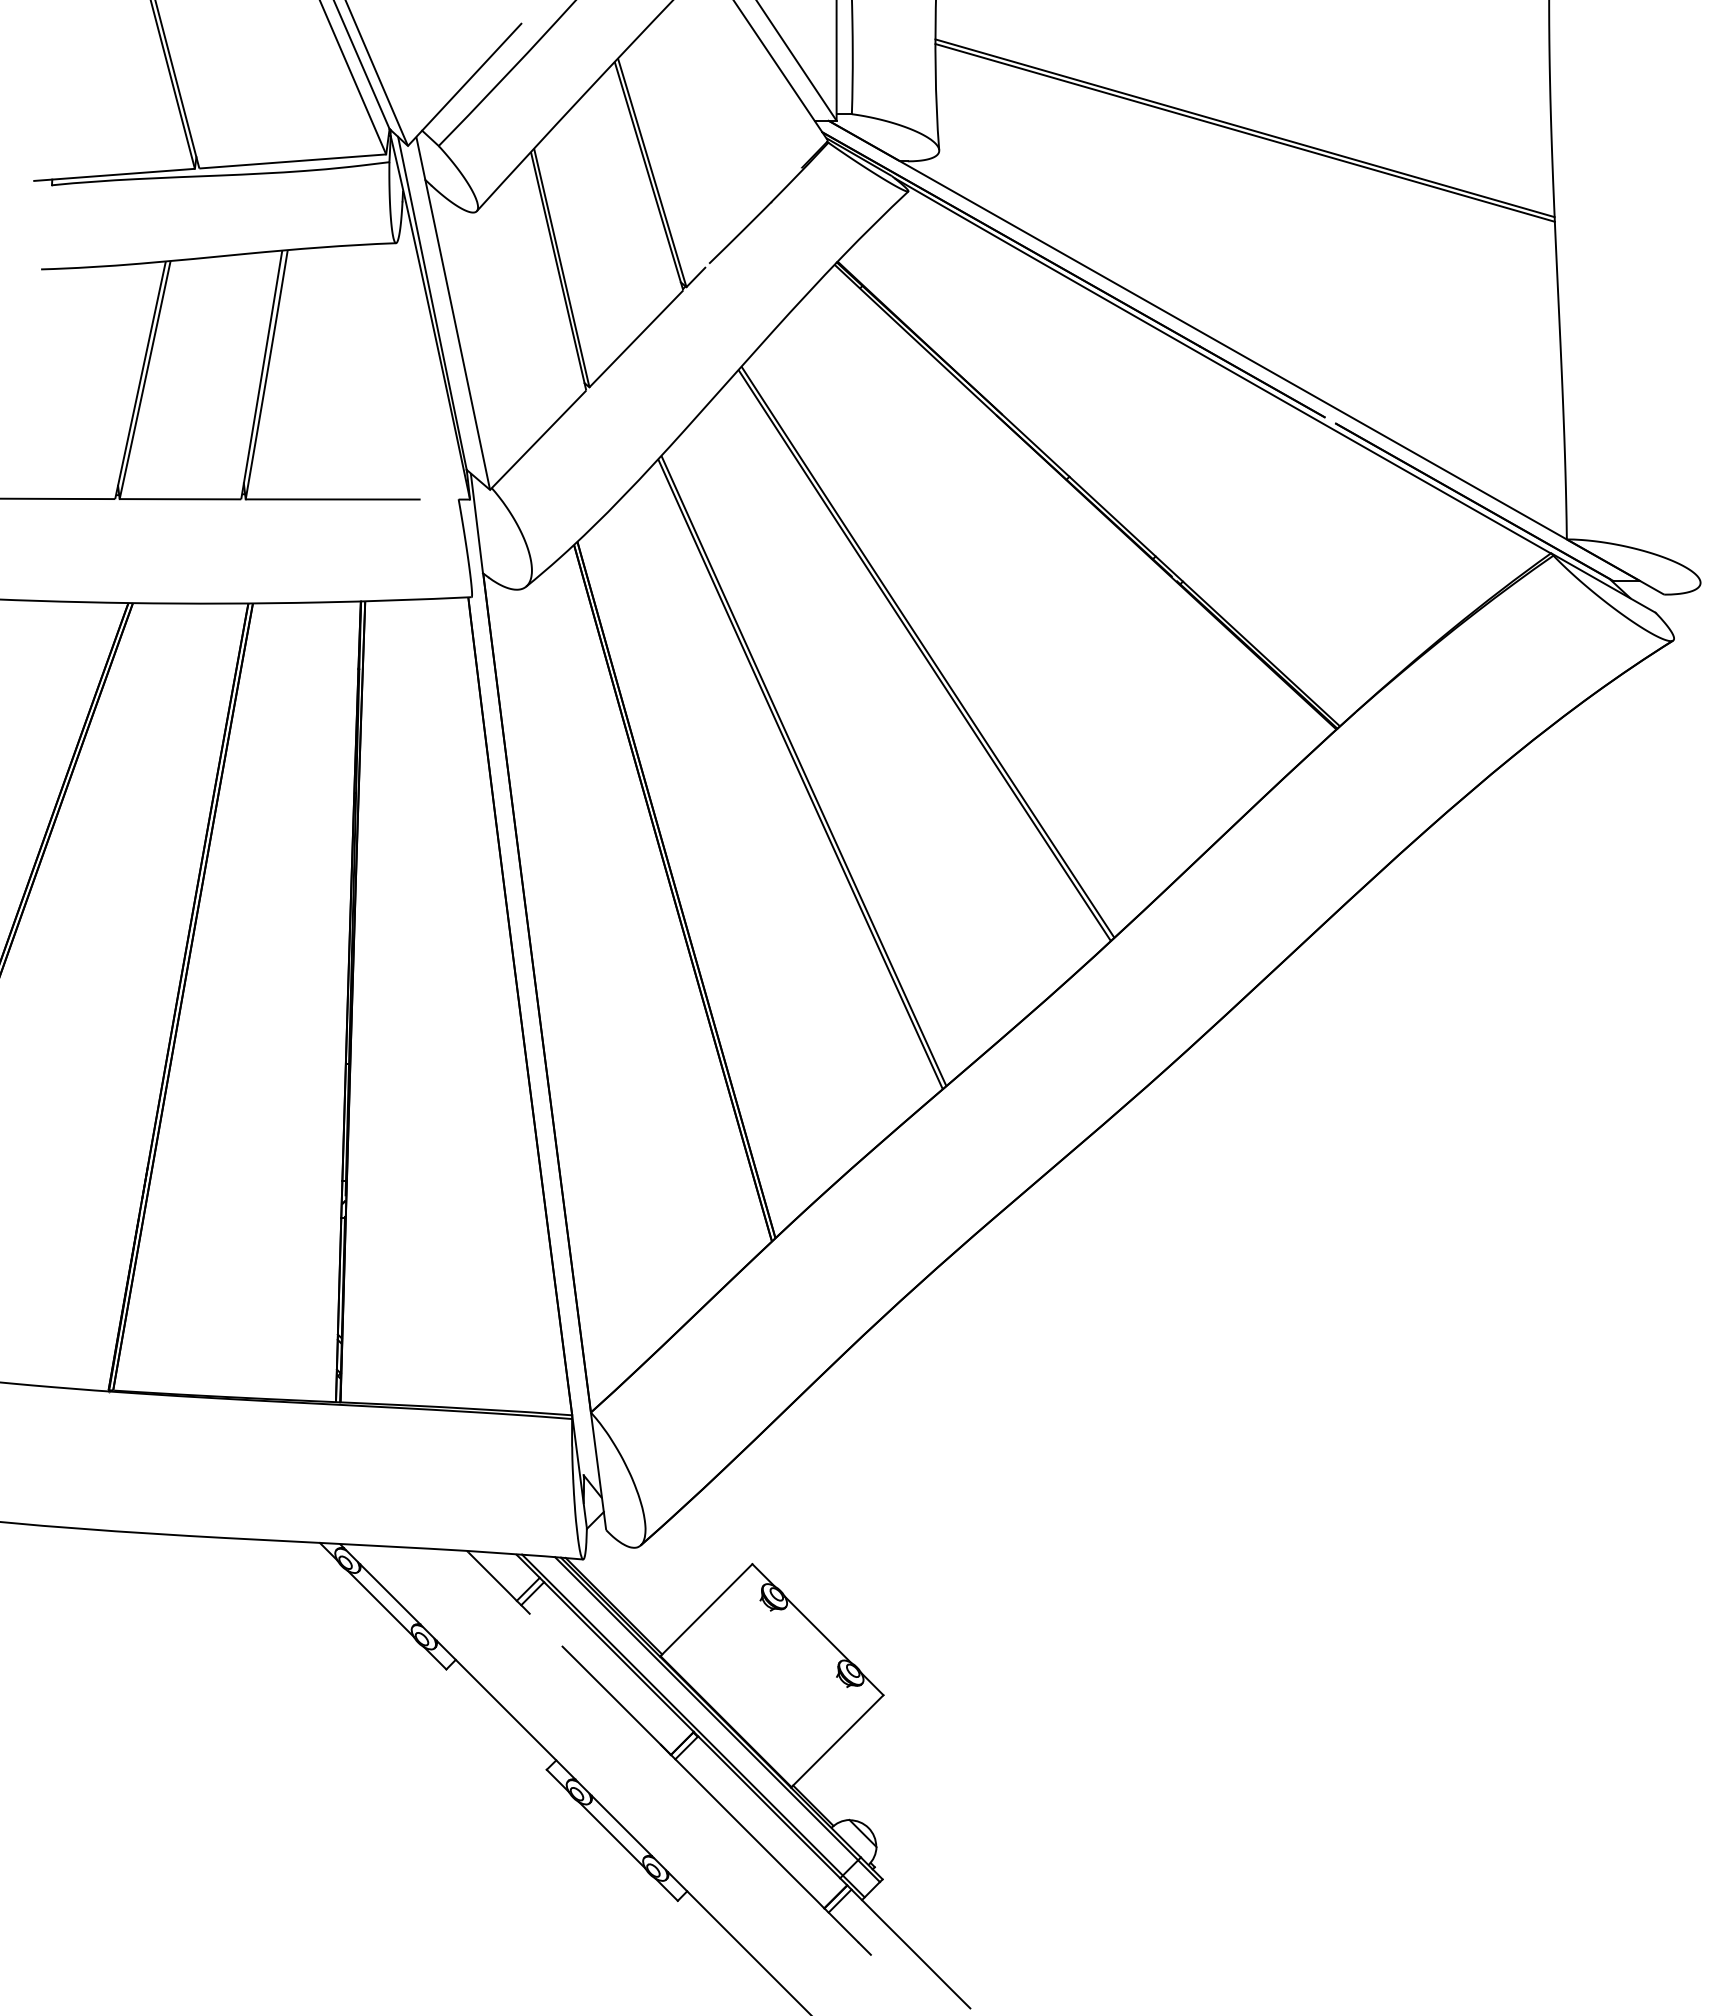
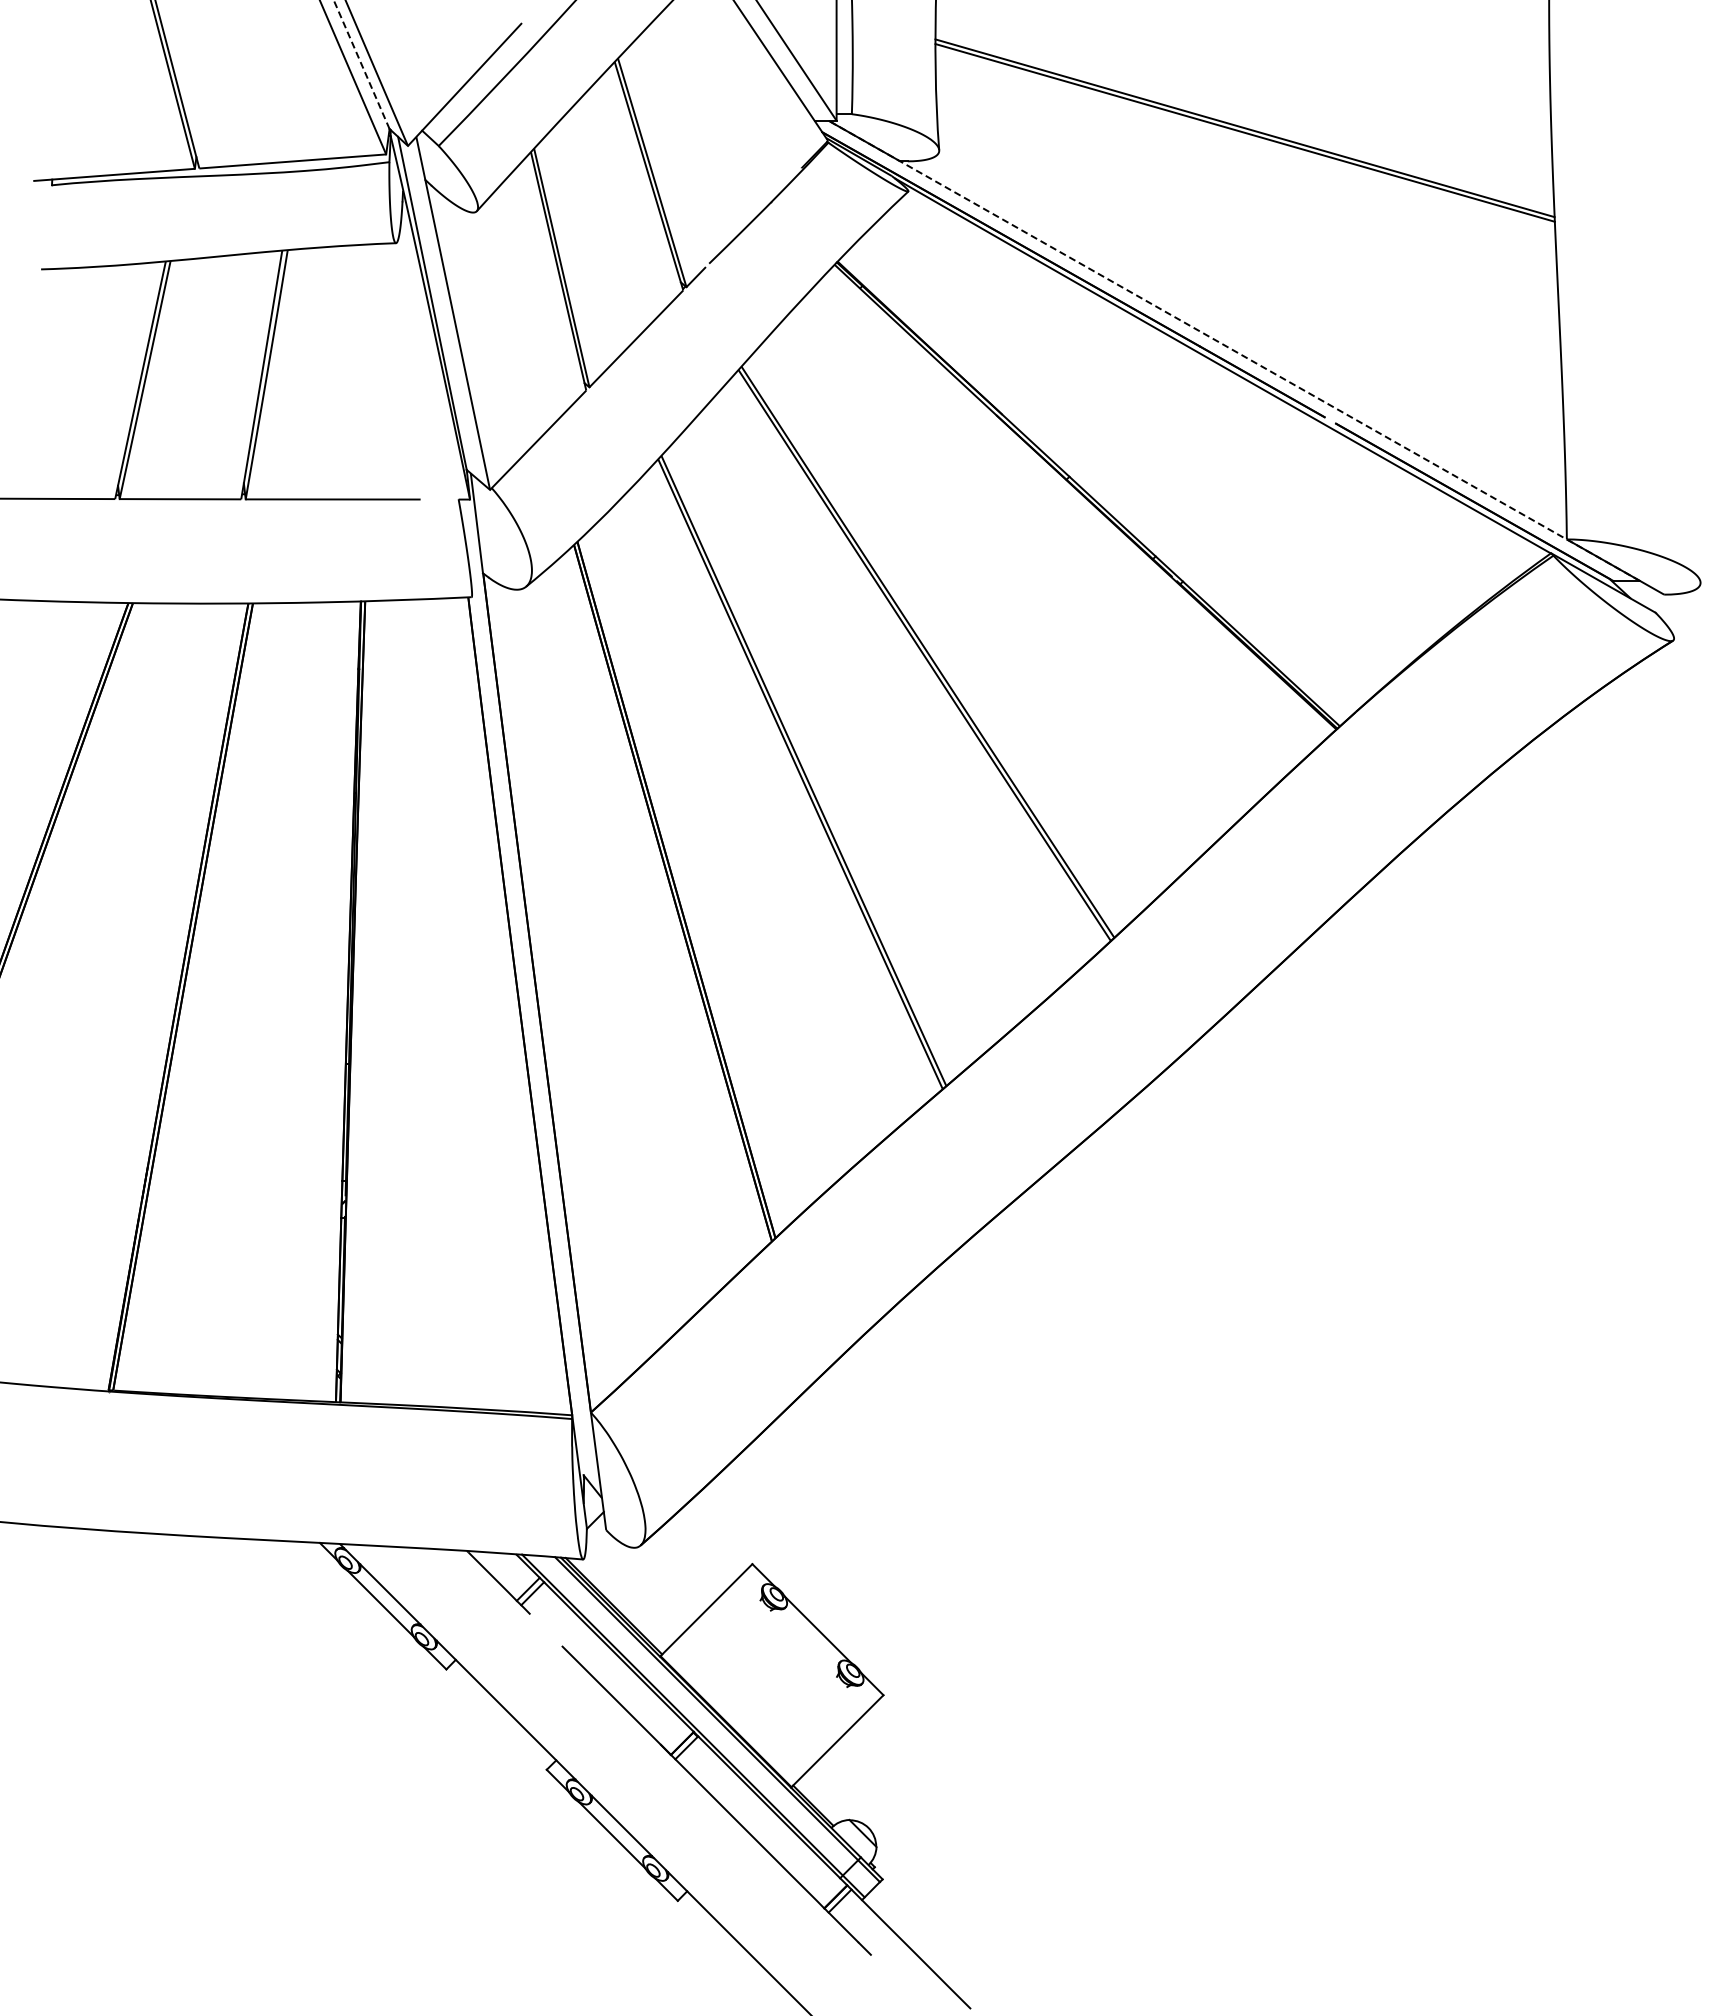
line: solid -> dashed (361, 64)
line: solid -> dashed (1233, 350)
